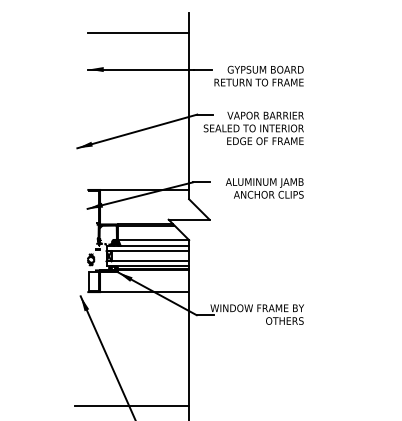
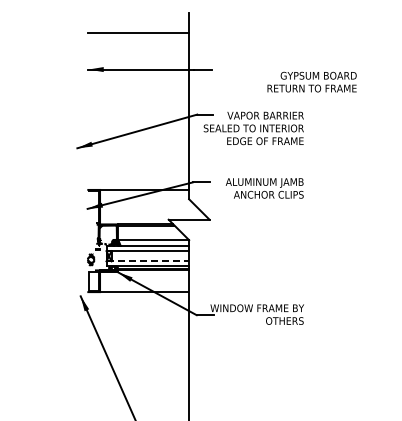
text position: (258, 75) -> (311, 81) (311, 81)
line: solid -> dashed (148, 261)
line: present -> none (132, 406)
